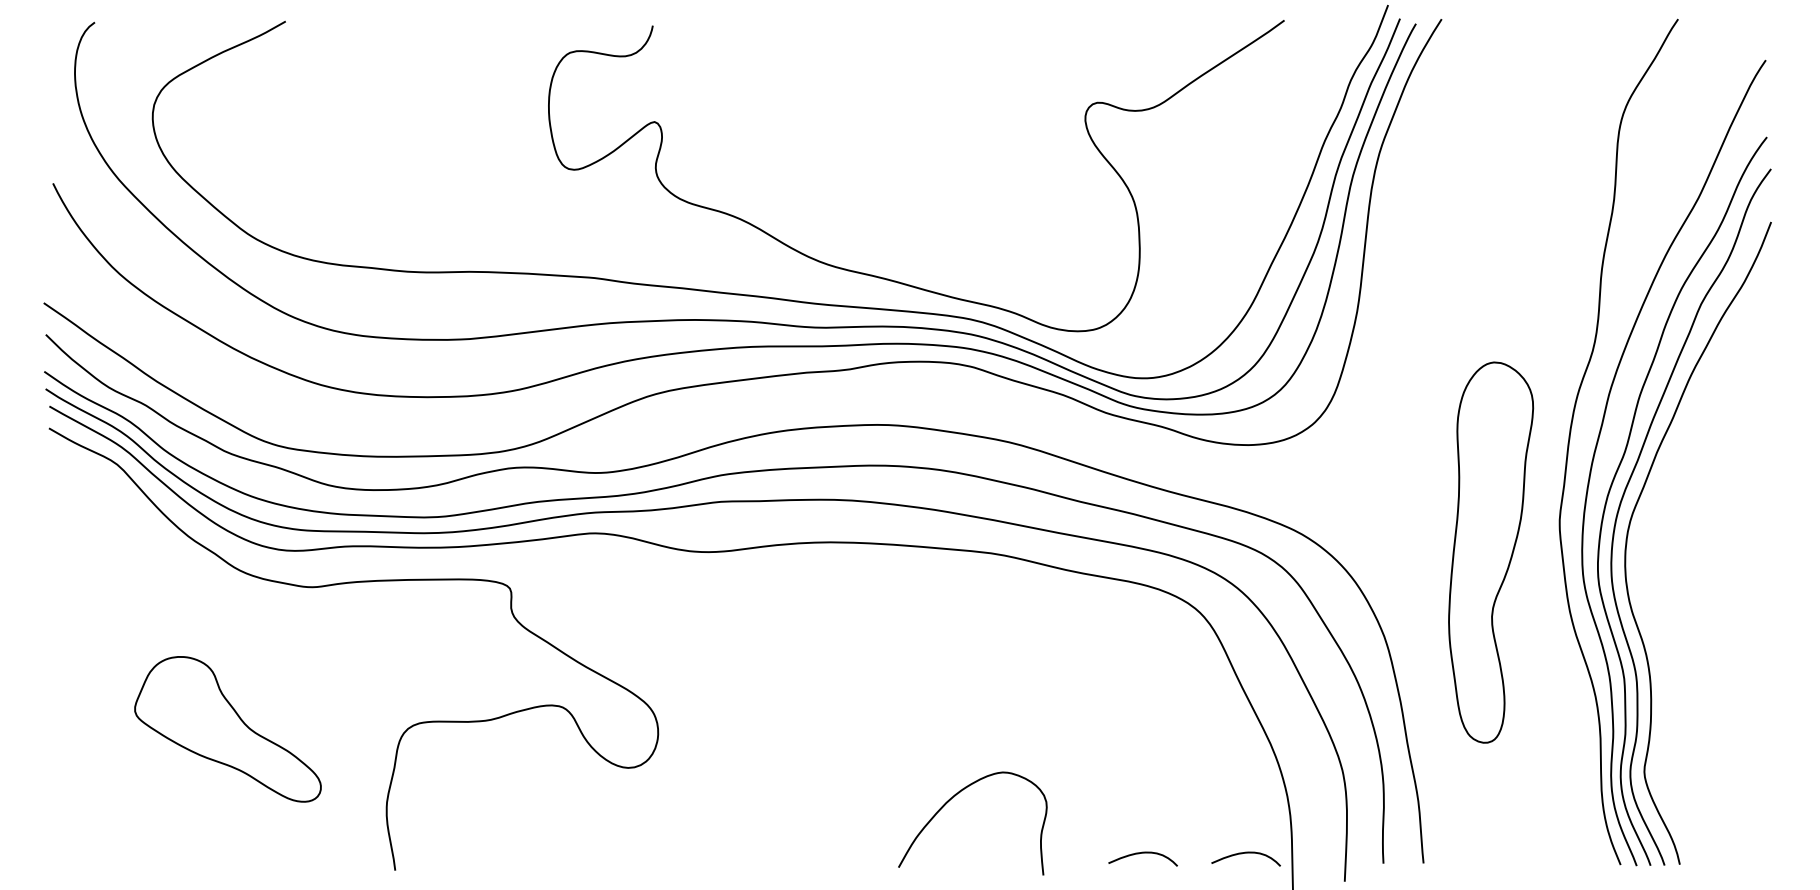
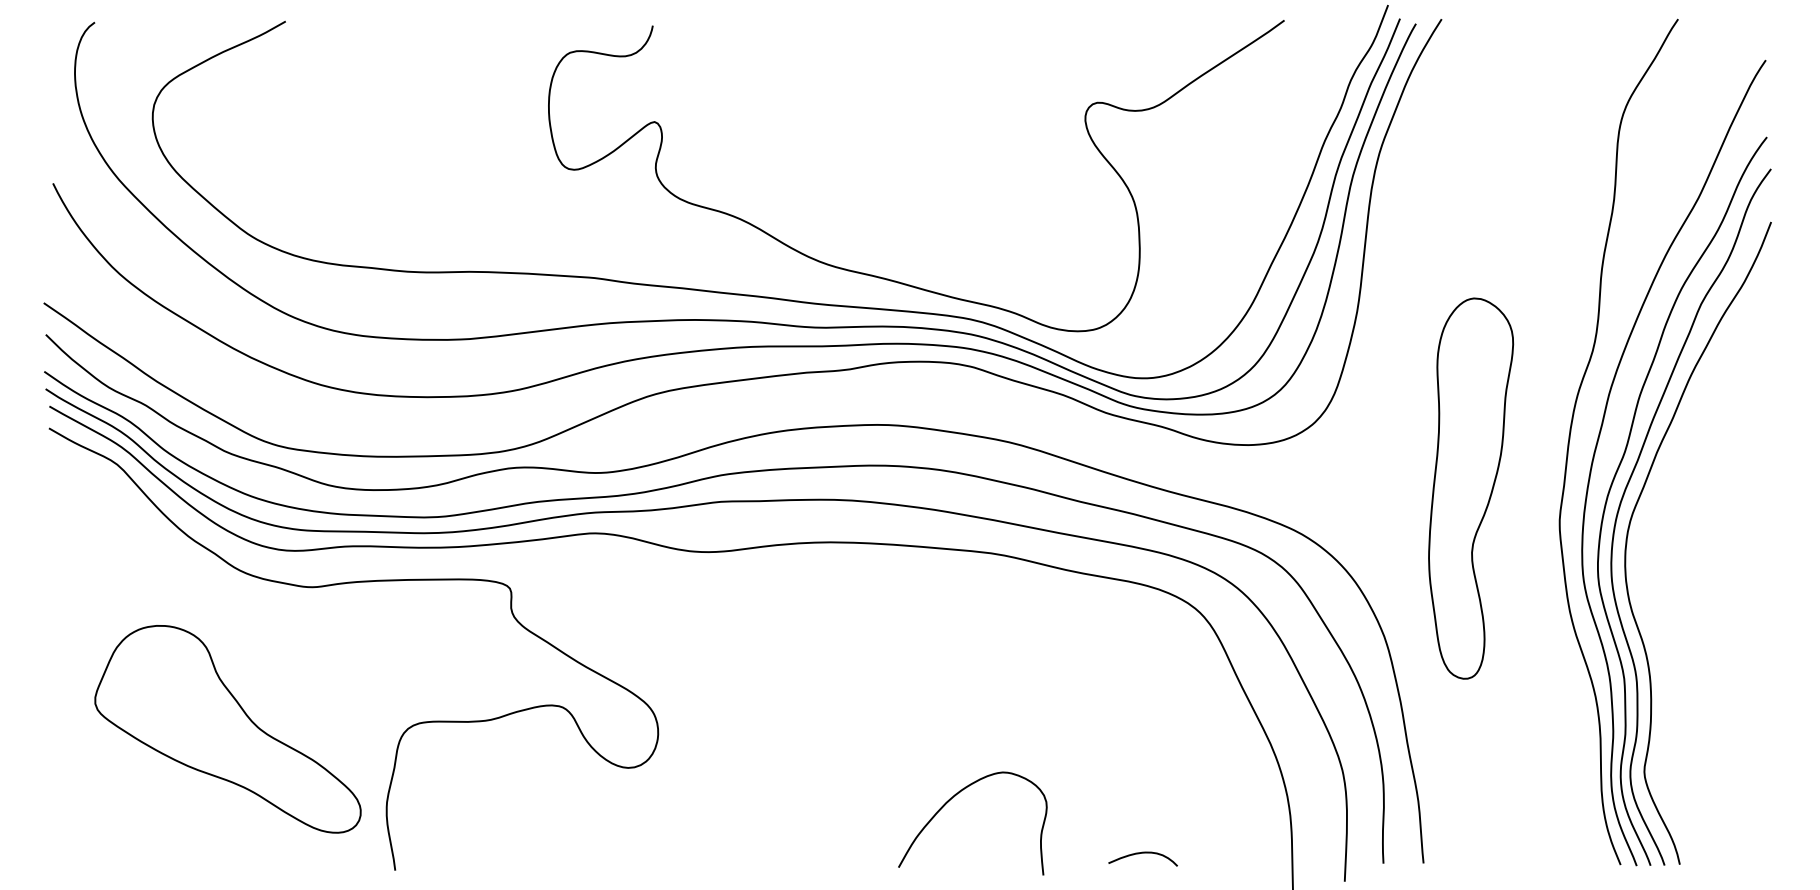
part position: (1491, 552) -> (1471, 488) (1471, 488)
part size: 188x147 px -> 268x209 px (227, 729)
curve: present -> none (1245, 853)
